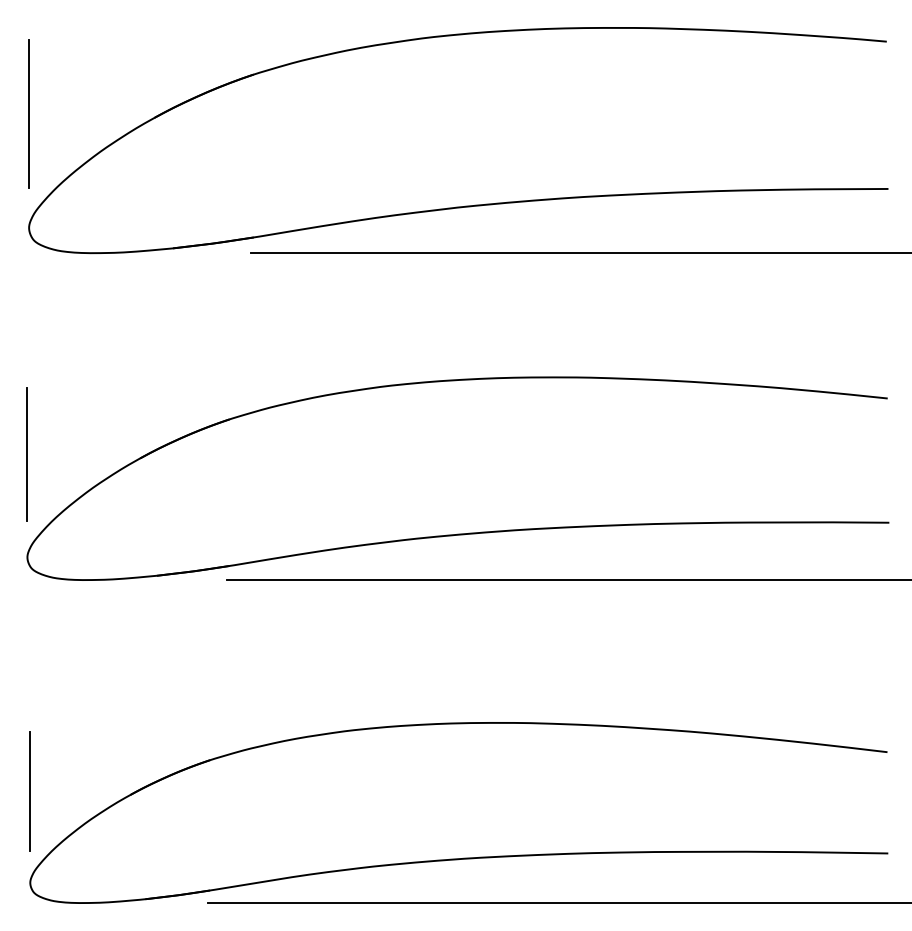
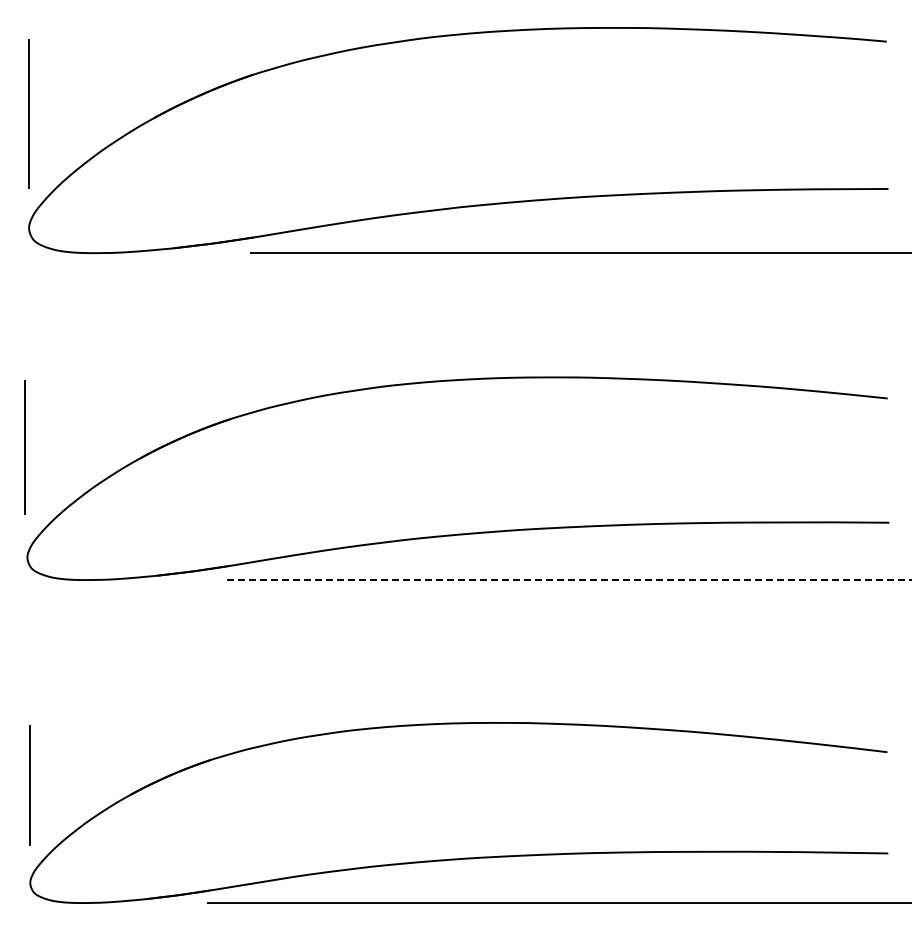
line position: (26, 454) -> (24, 447) (24, 447)
line: solid -> dashed (569, 580)
line position: (29, 791) -> (29, 785) (29, 785)
